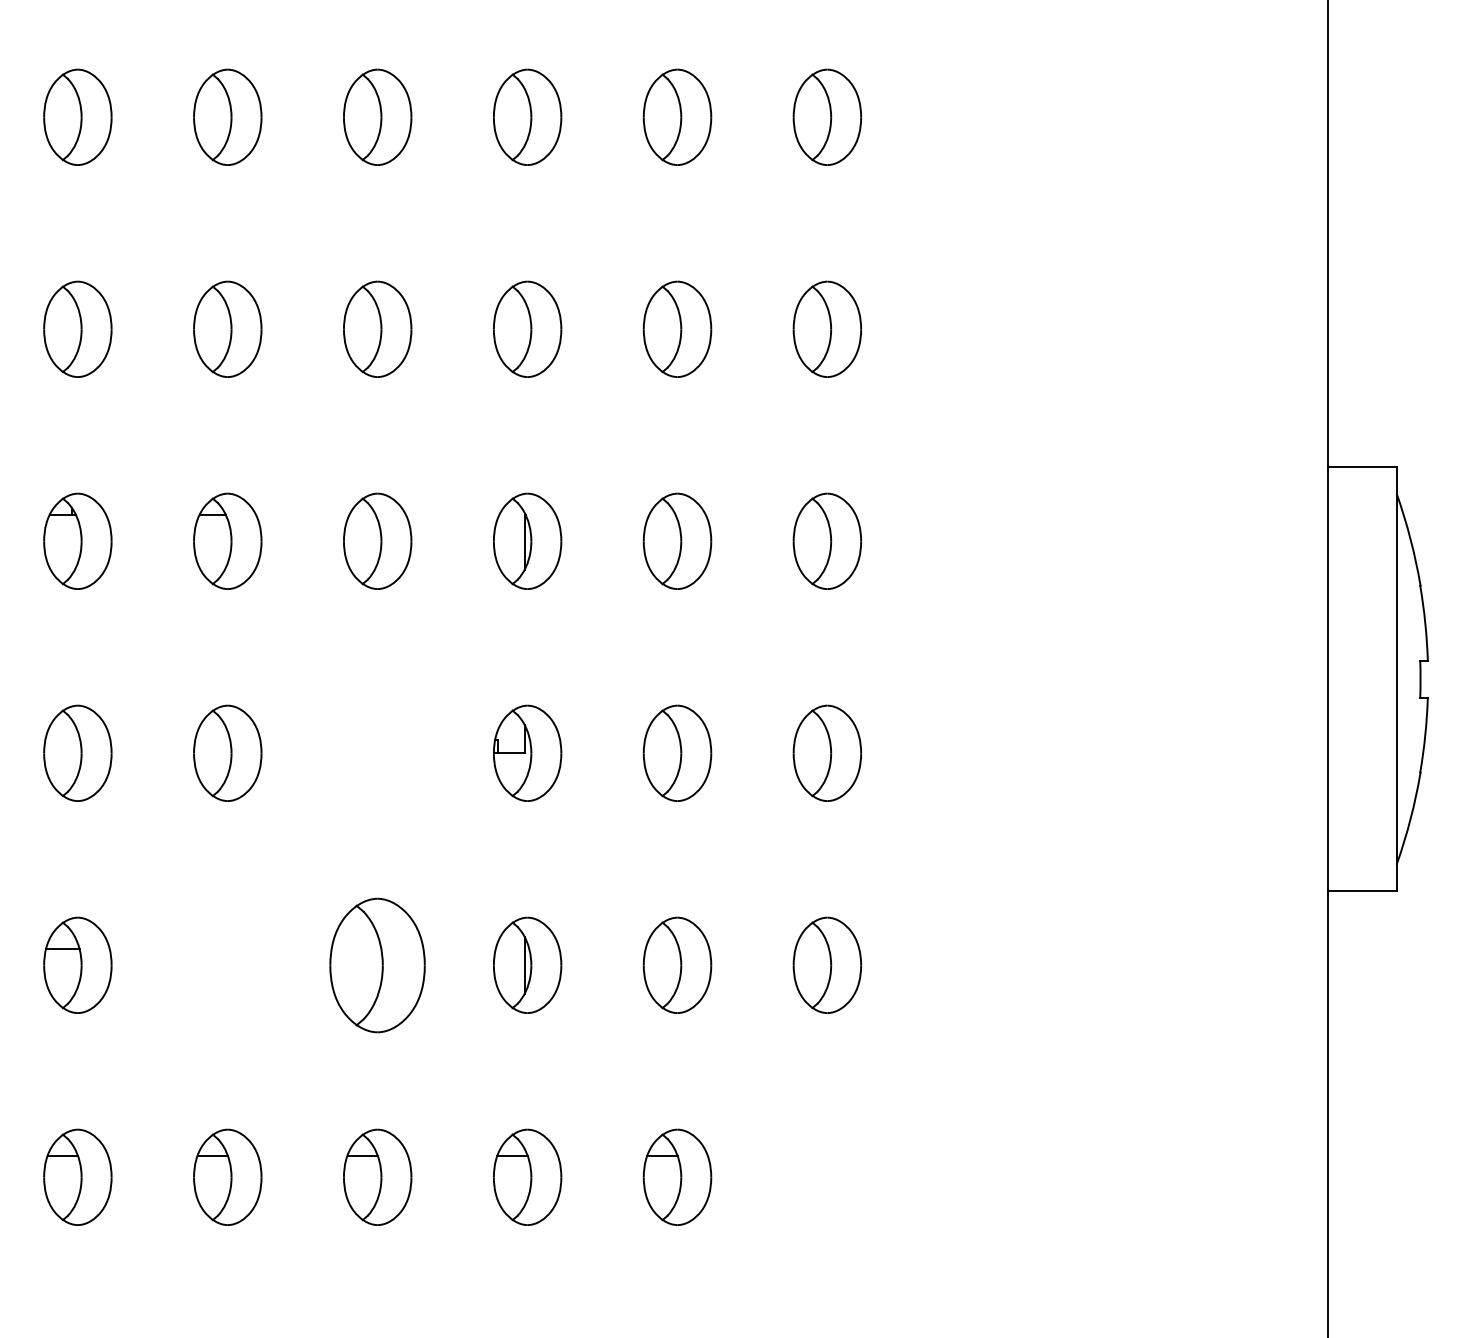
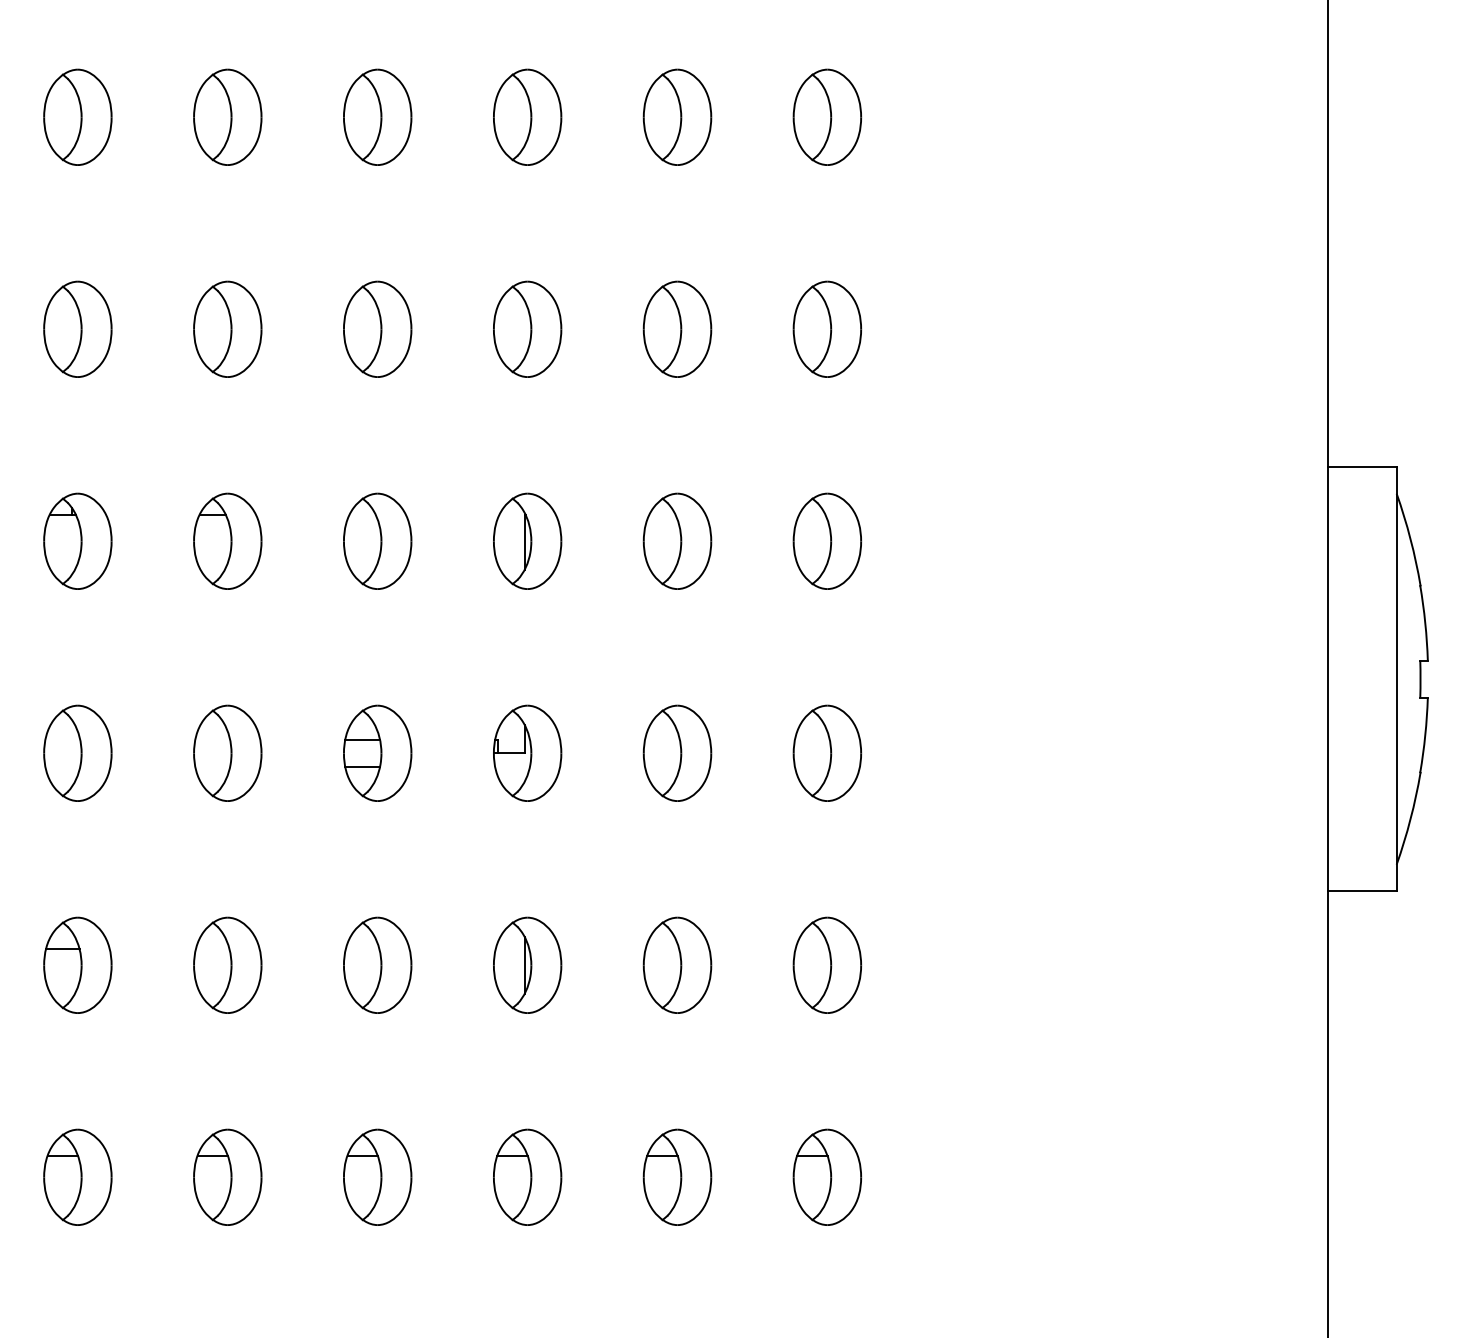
part: none -> present (377, 752)
part: none -> present (227, 964)
part size: 97x137 px -> 70x98 px (377, 964)
part: none -> present (827, 1176)
